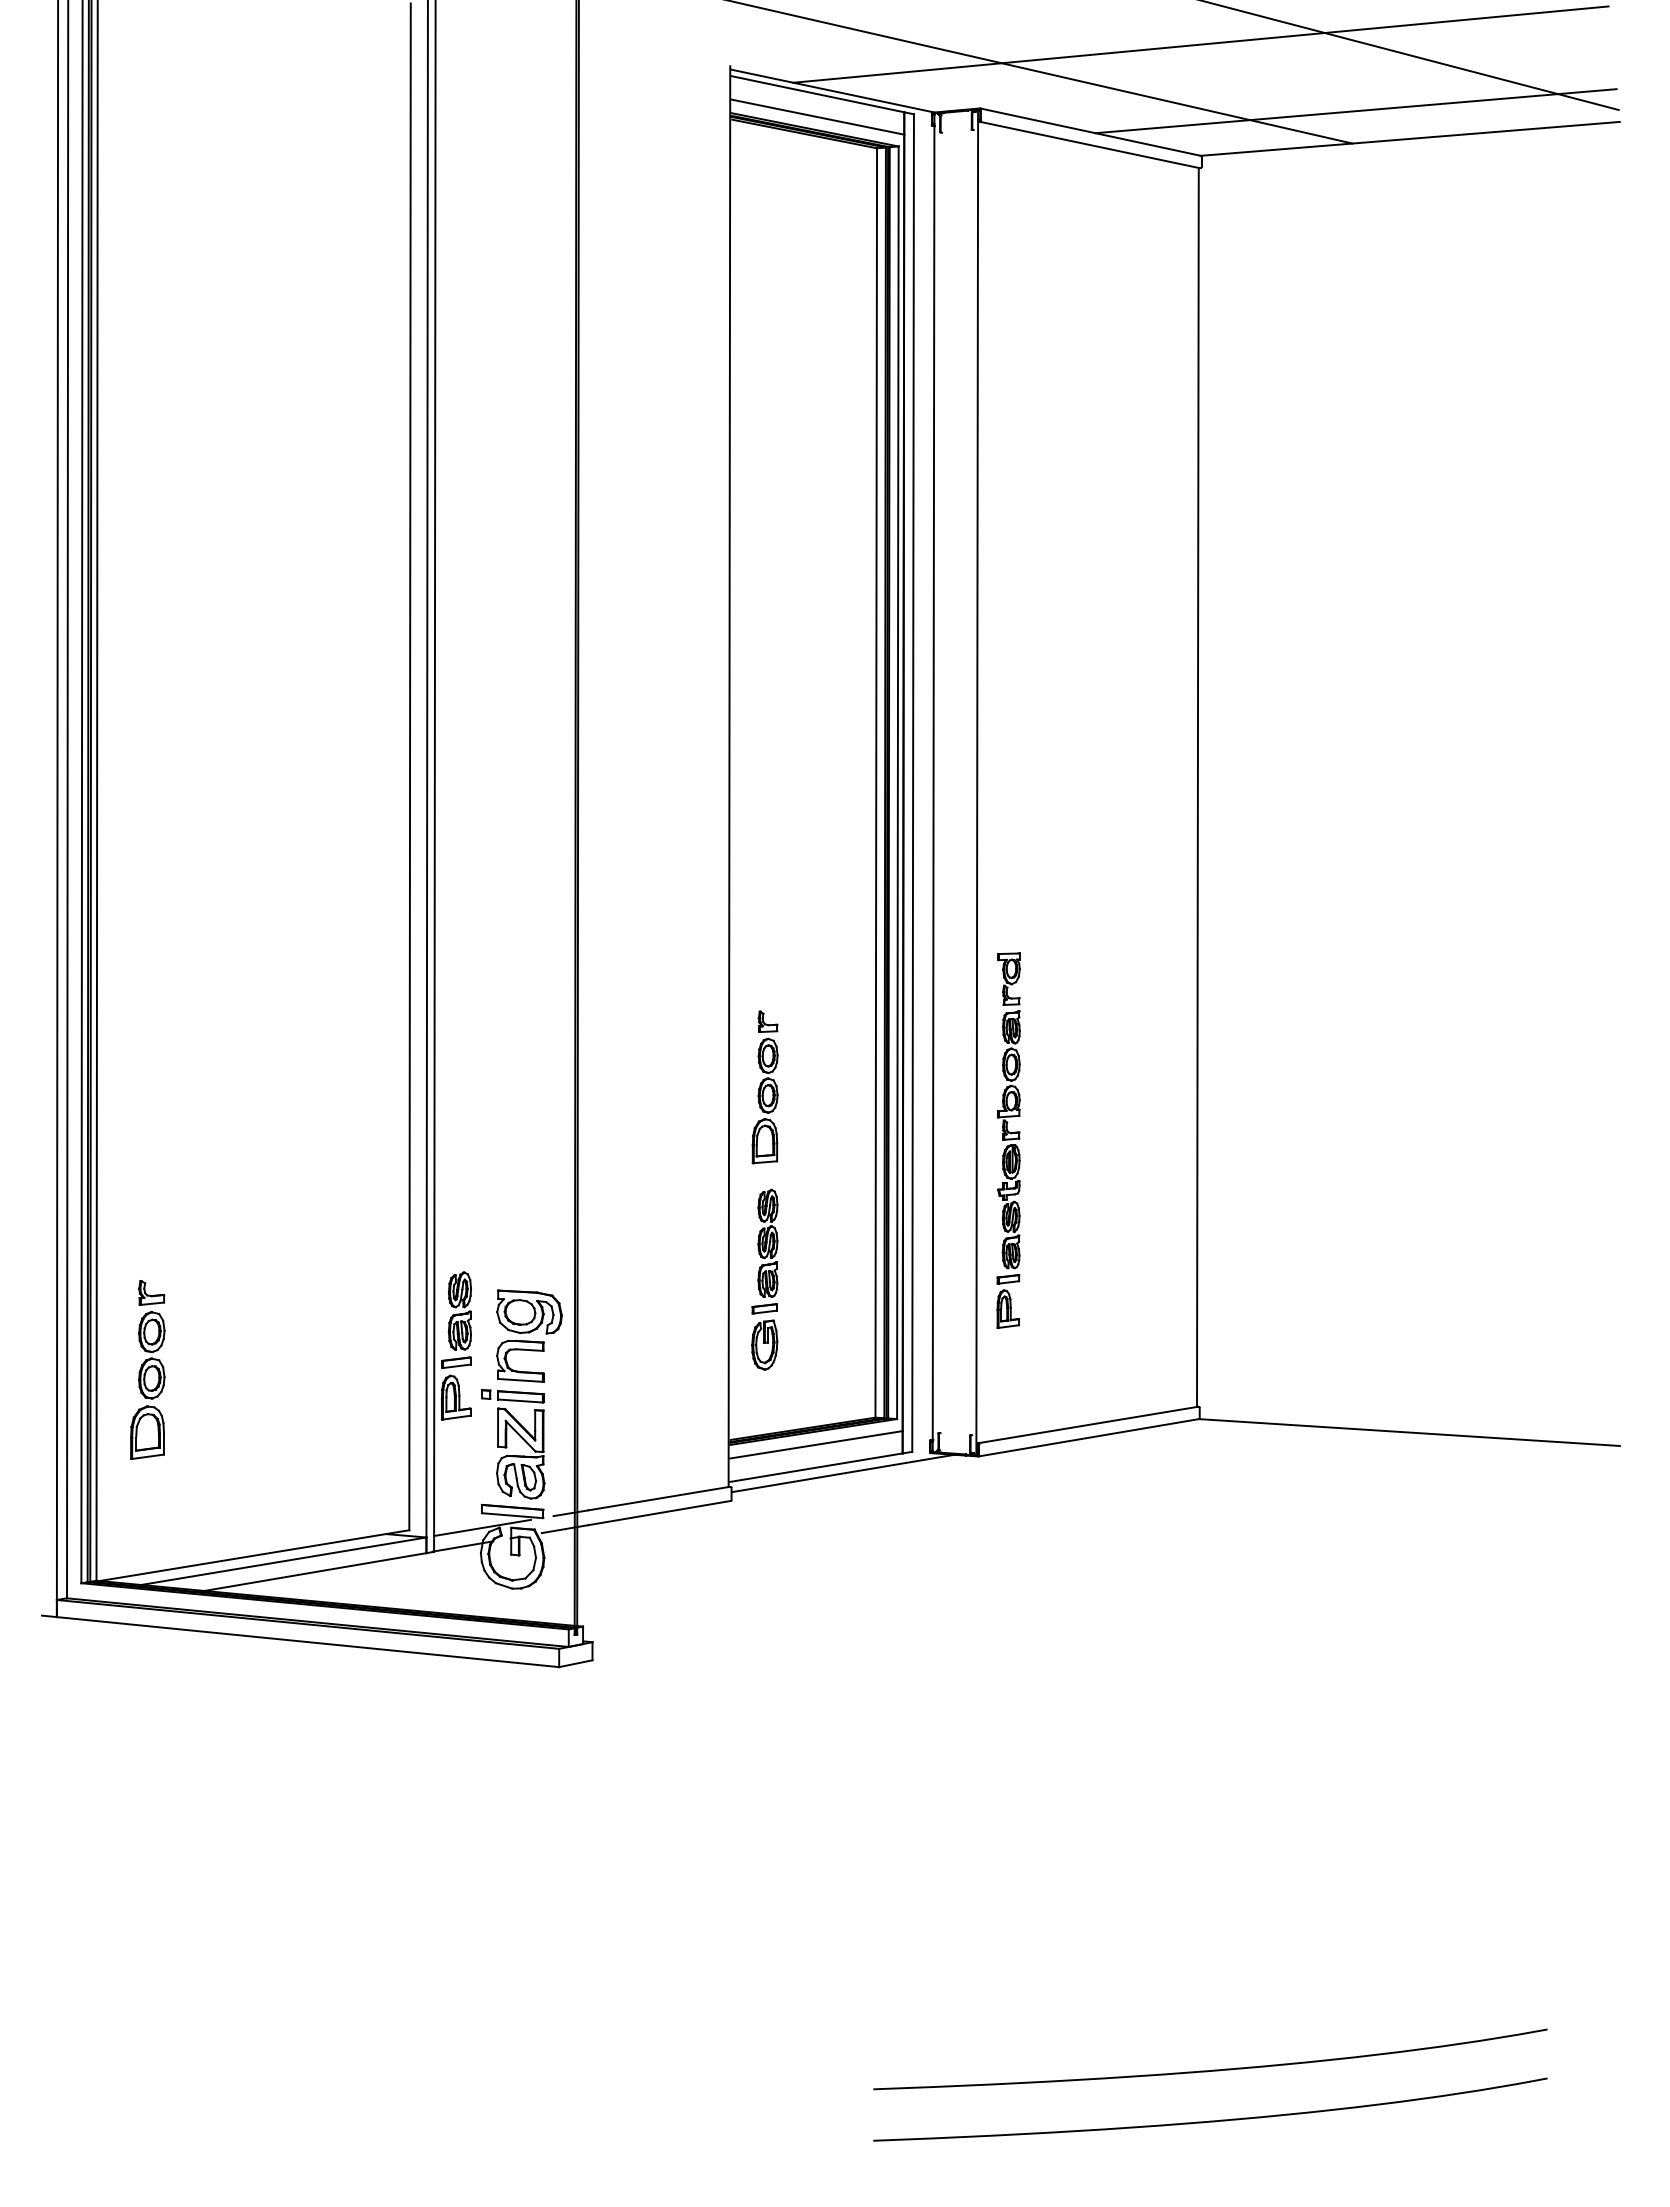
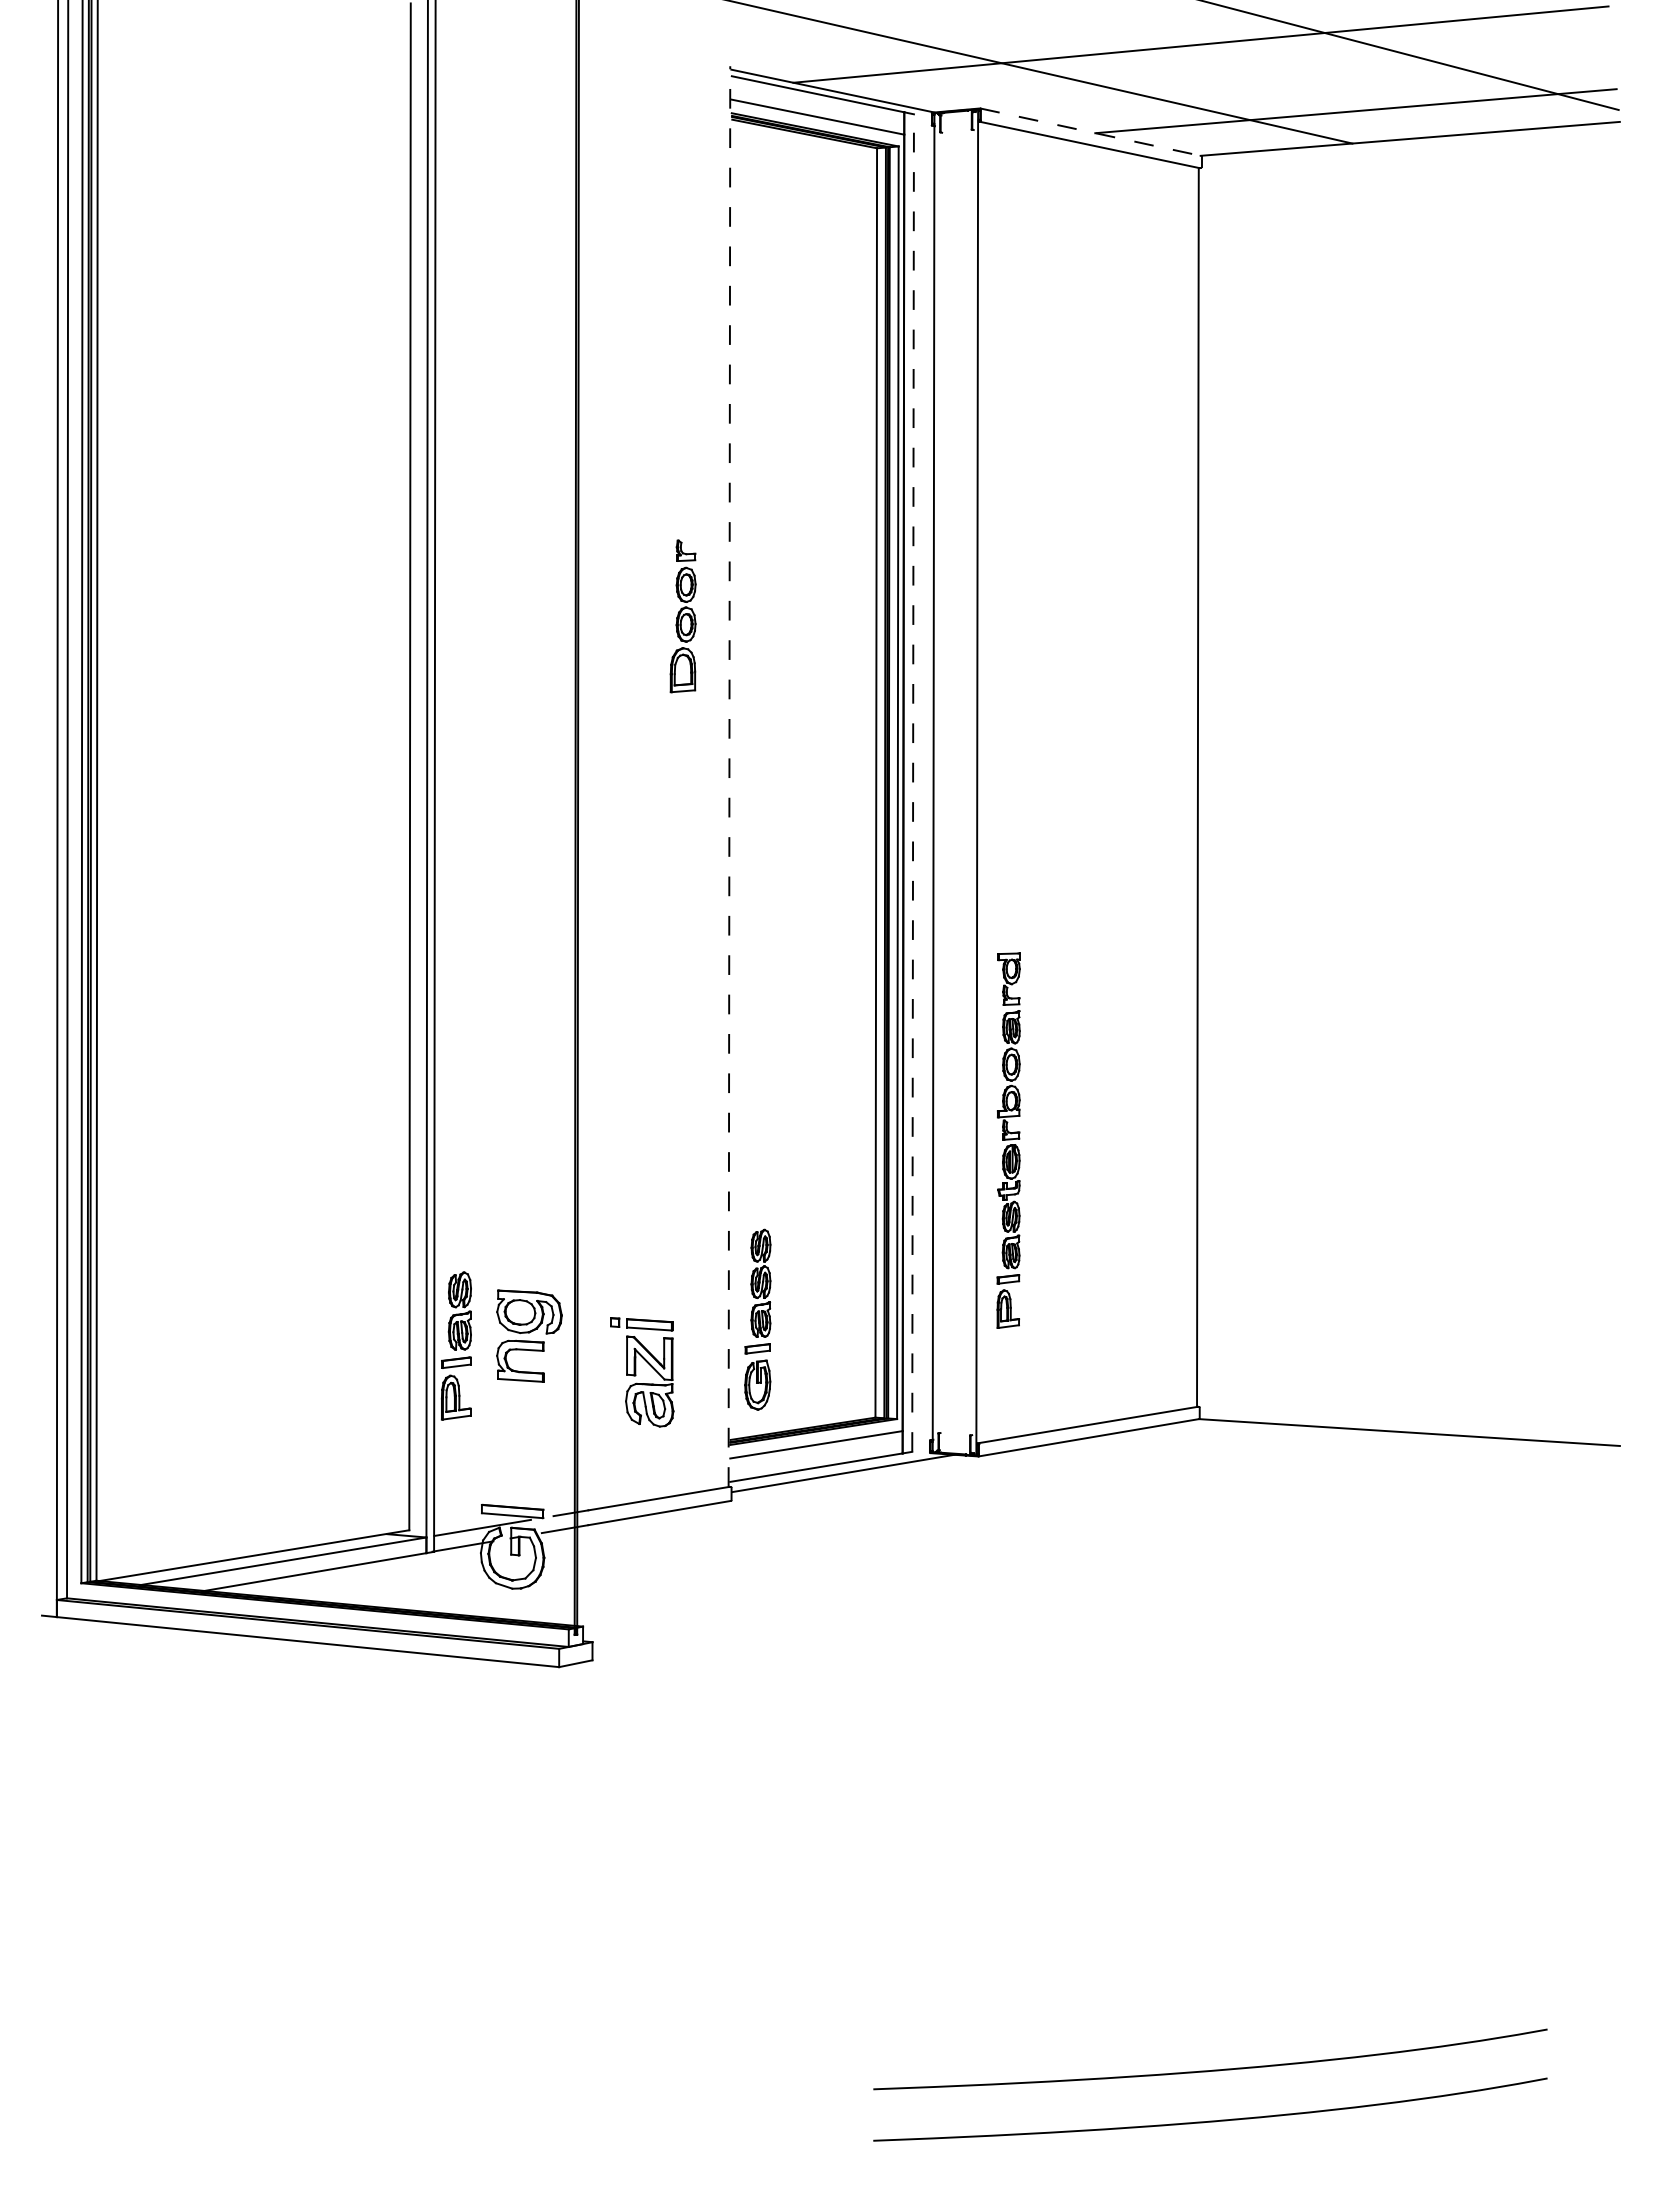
line: solid -> dashed (1090, 132)
line: solid -> dashed (729, 776)
line: solid -> dashed (913, 783)
part position: (764, 1087) -> (682, 616) (682, 616)
part position: (764, 1279) -> (757, 1319) (757, 1319)
part: present -> none (147, 1369)
part position: (513, 1444) -> (642, 1372) (642, 1372)
